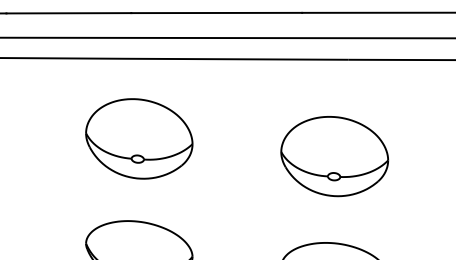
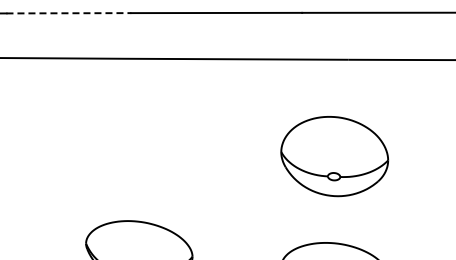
line: solid -> dashed (69, 13)
line: present -> none (227, 37)
part: present -> none (139, 138)
